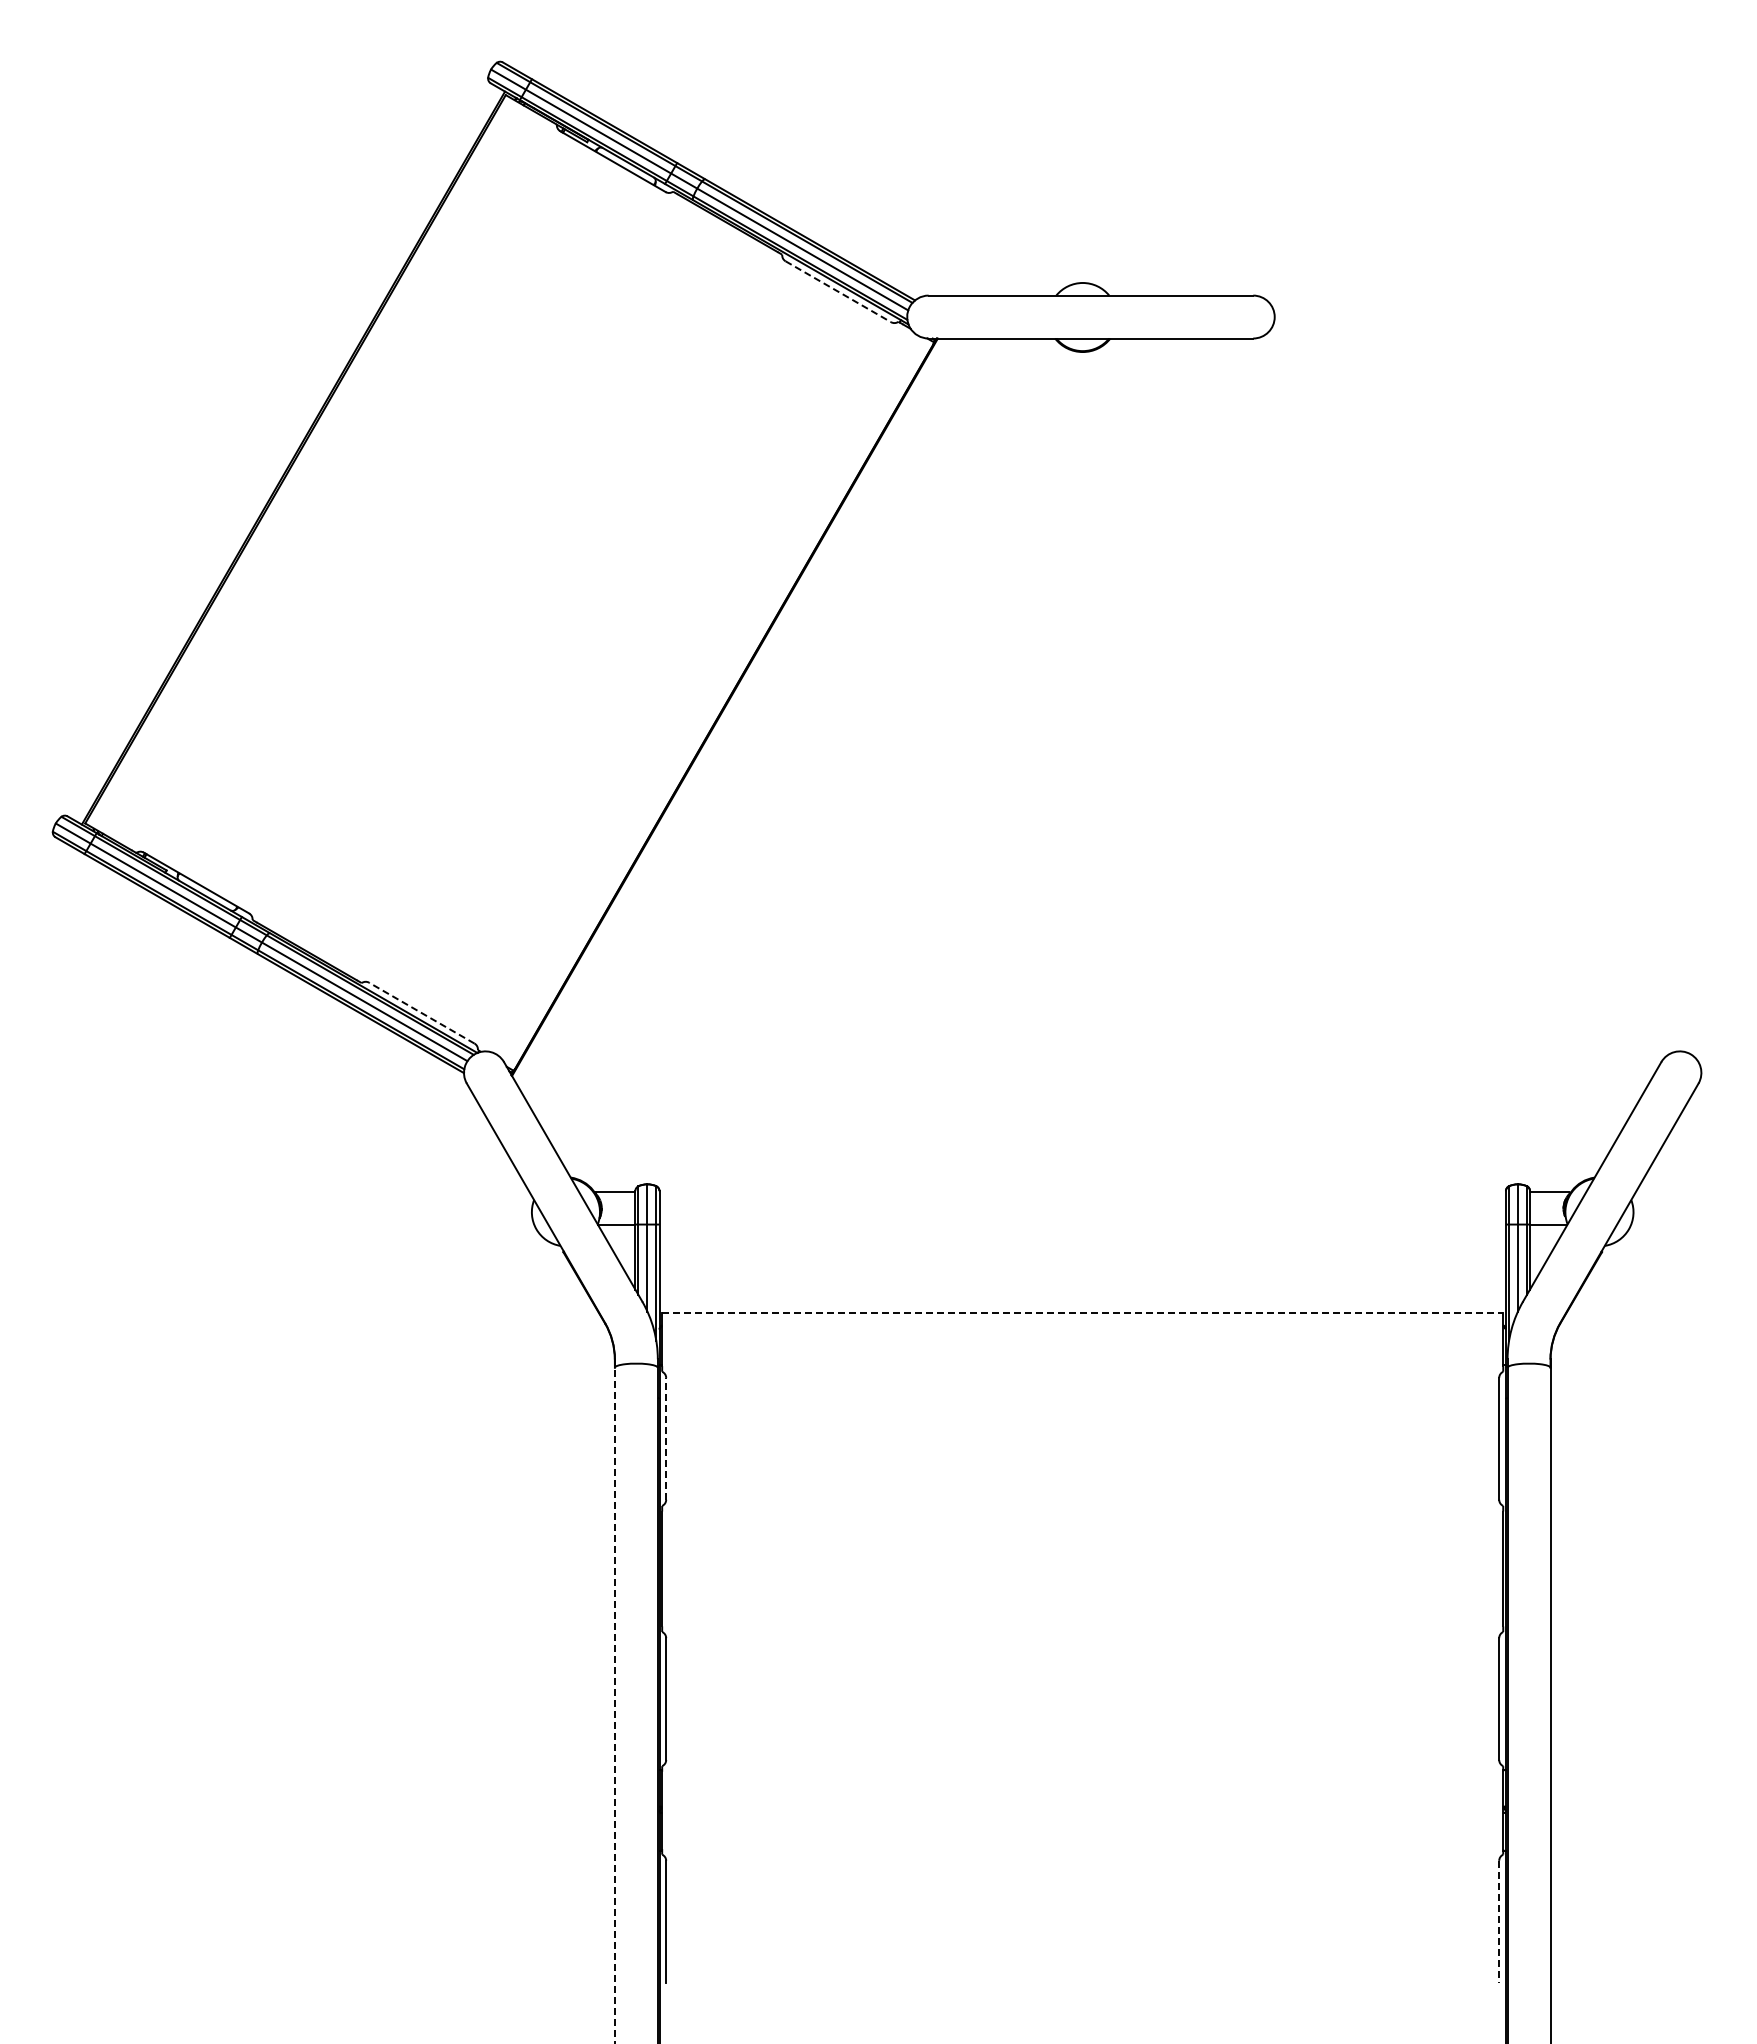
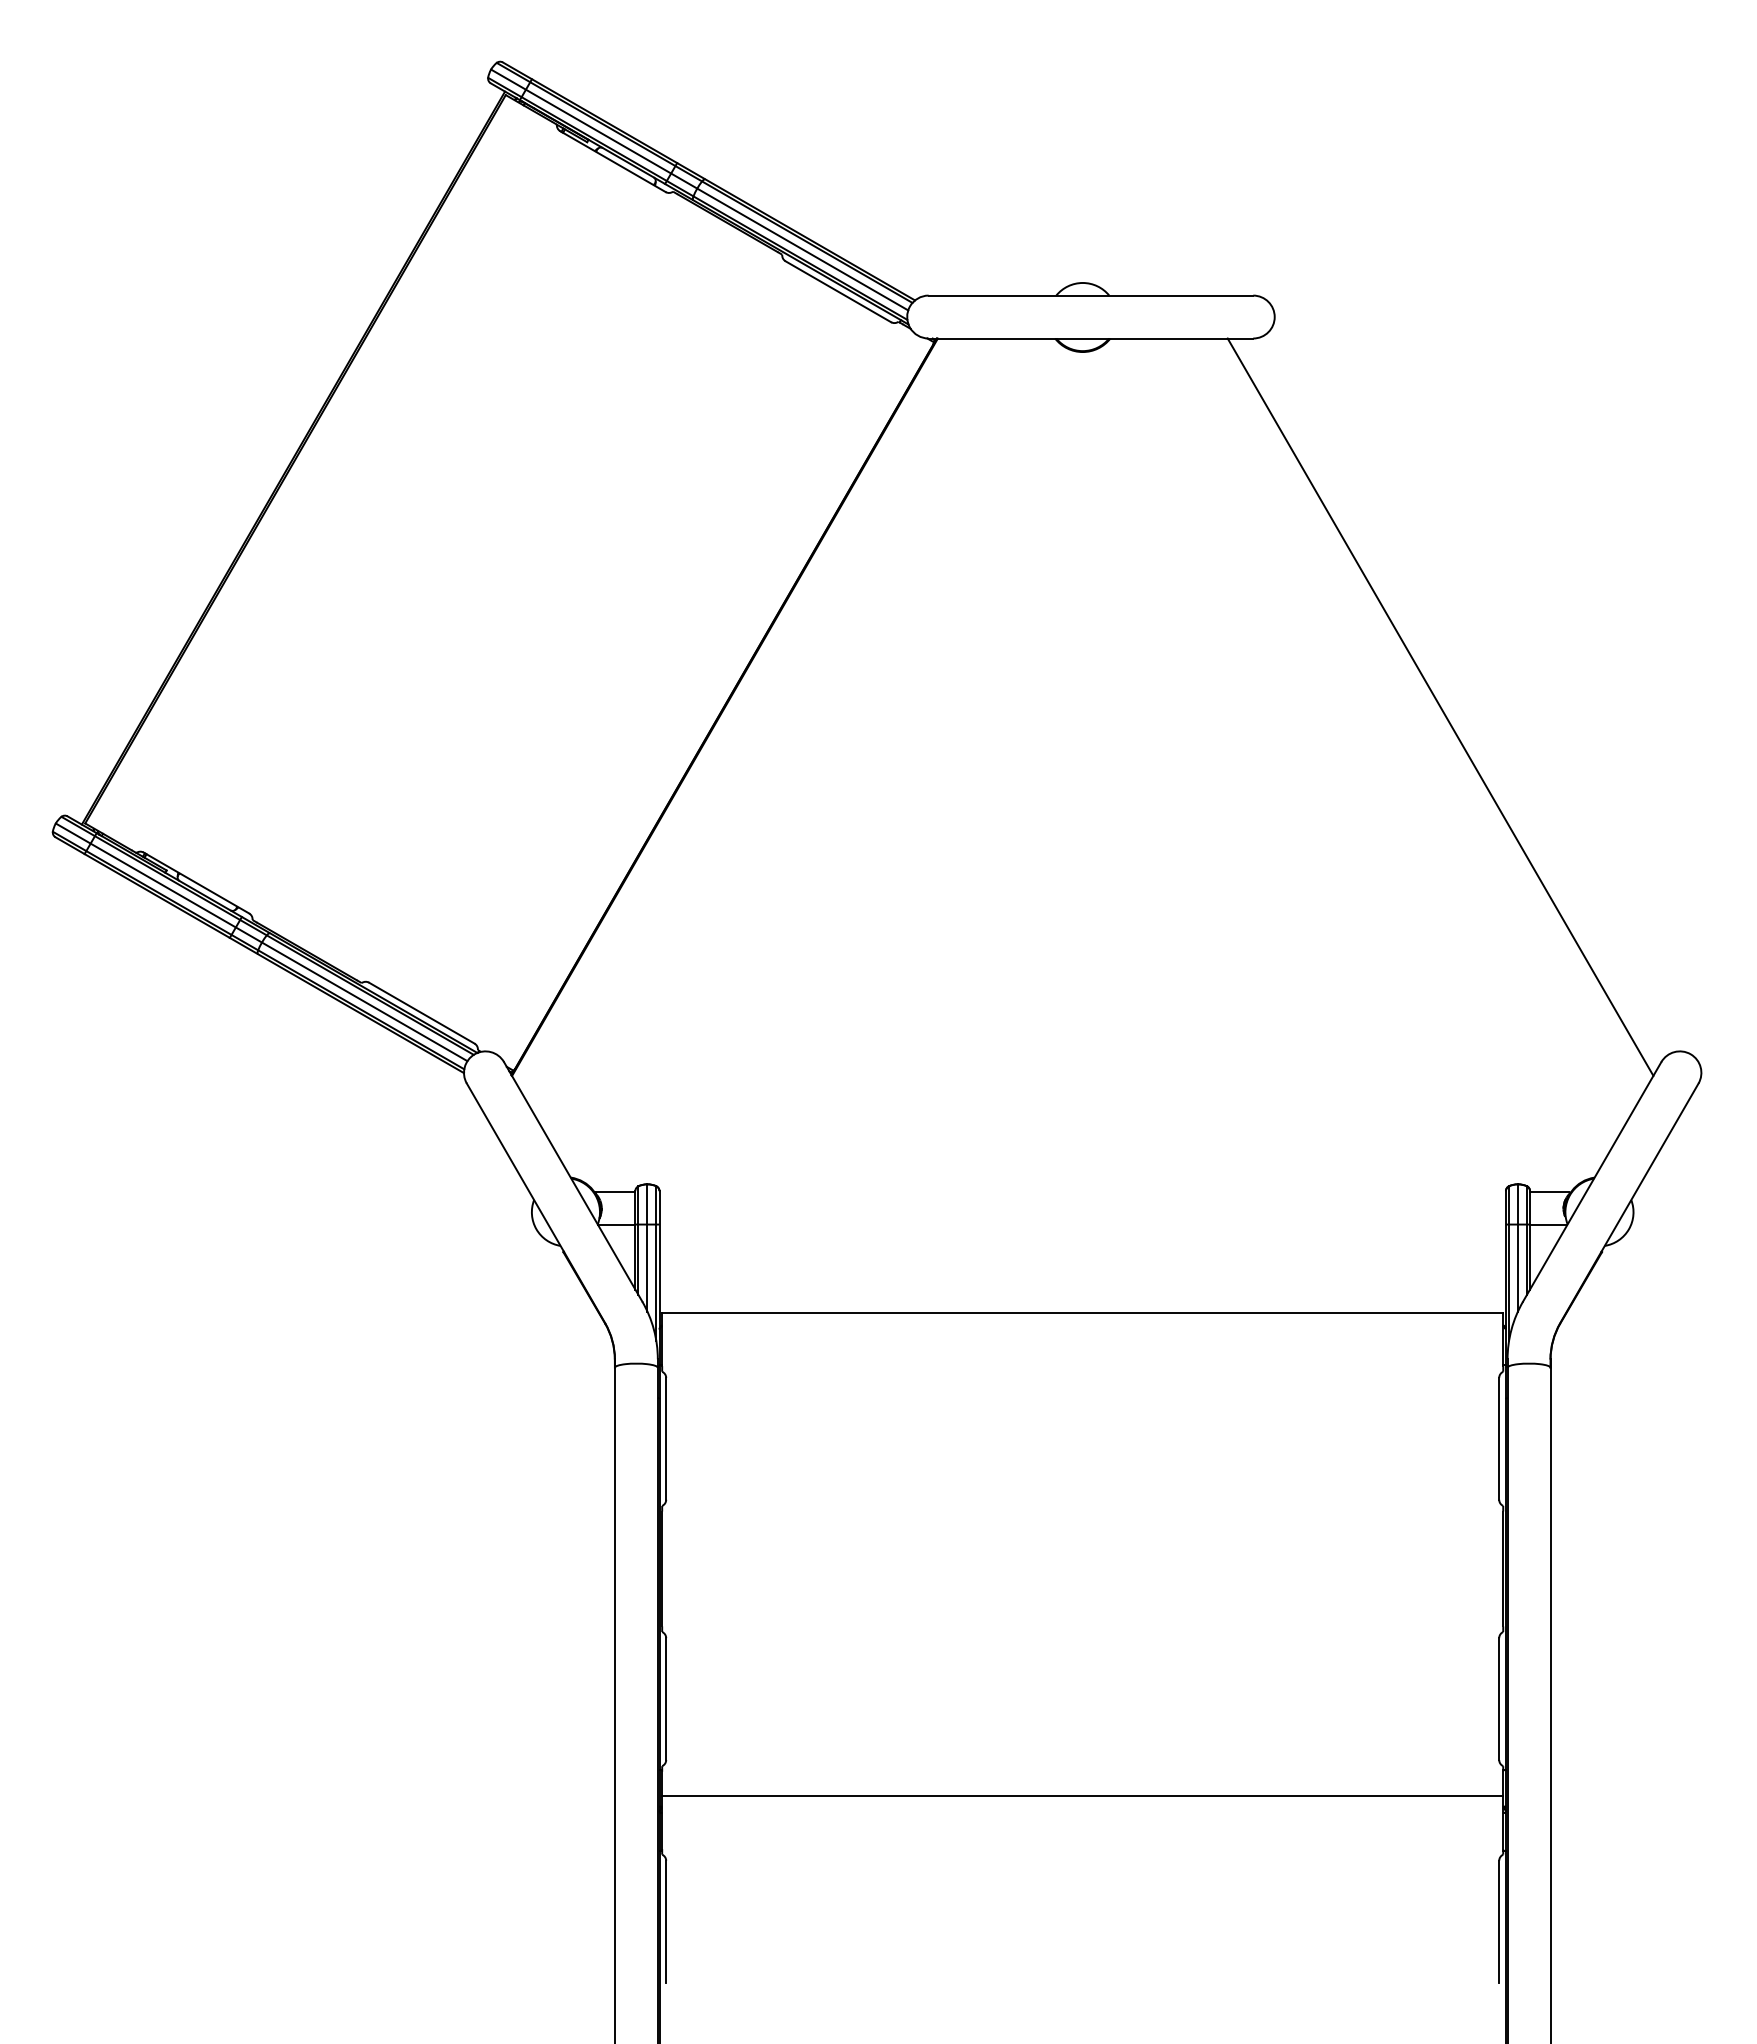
line: dashed -> solid (838, 291)
line: none -> present (1440, 706)
line: dashed -> solid (421, 1013)
line: dashed -> solid (1082, 1312)
line: dashed -> solid (666, 1438)
line: dashed -> solid (614, 1701)
line: none -> present (1082, 1795)
line: dashed -> solid (1499, 1921)
